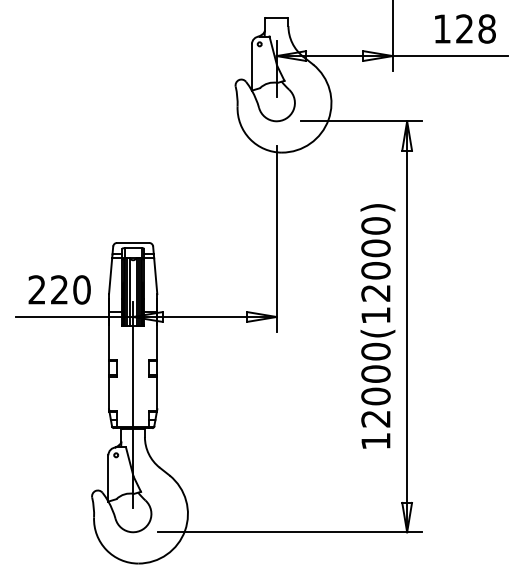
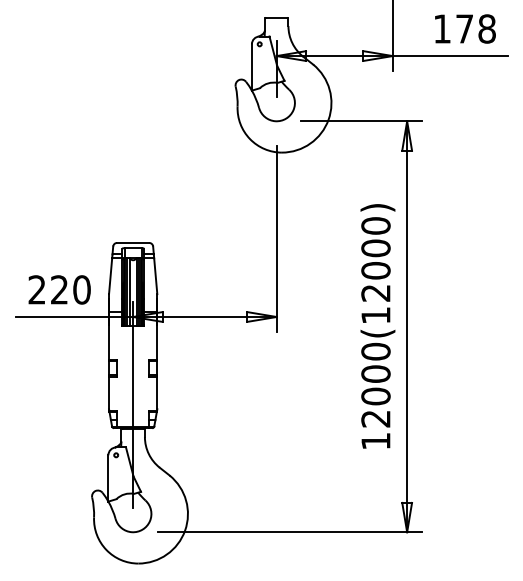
text: 128 -> 178 (464, 28)
